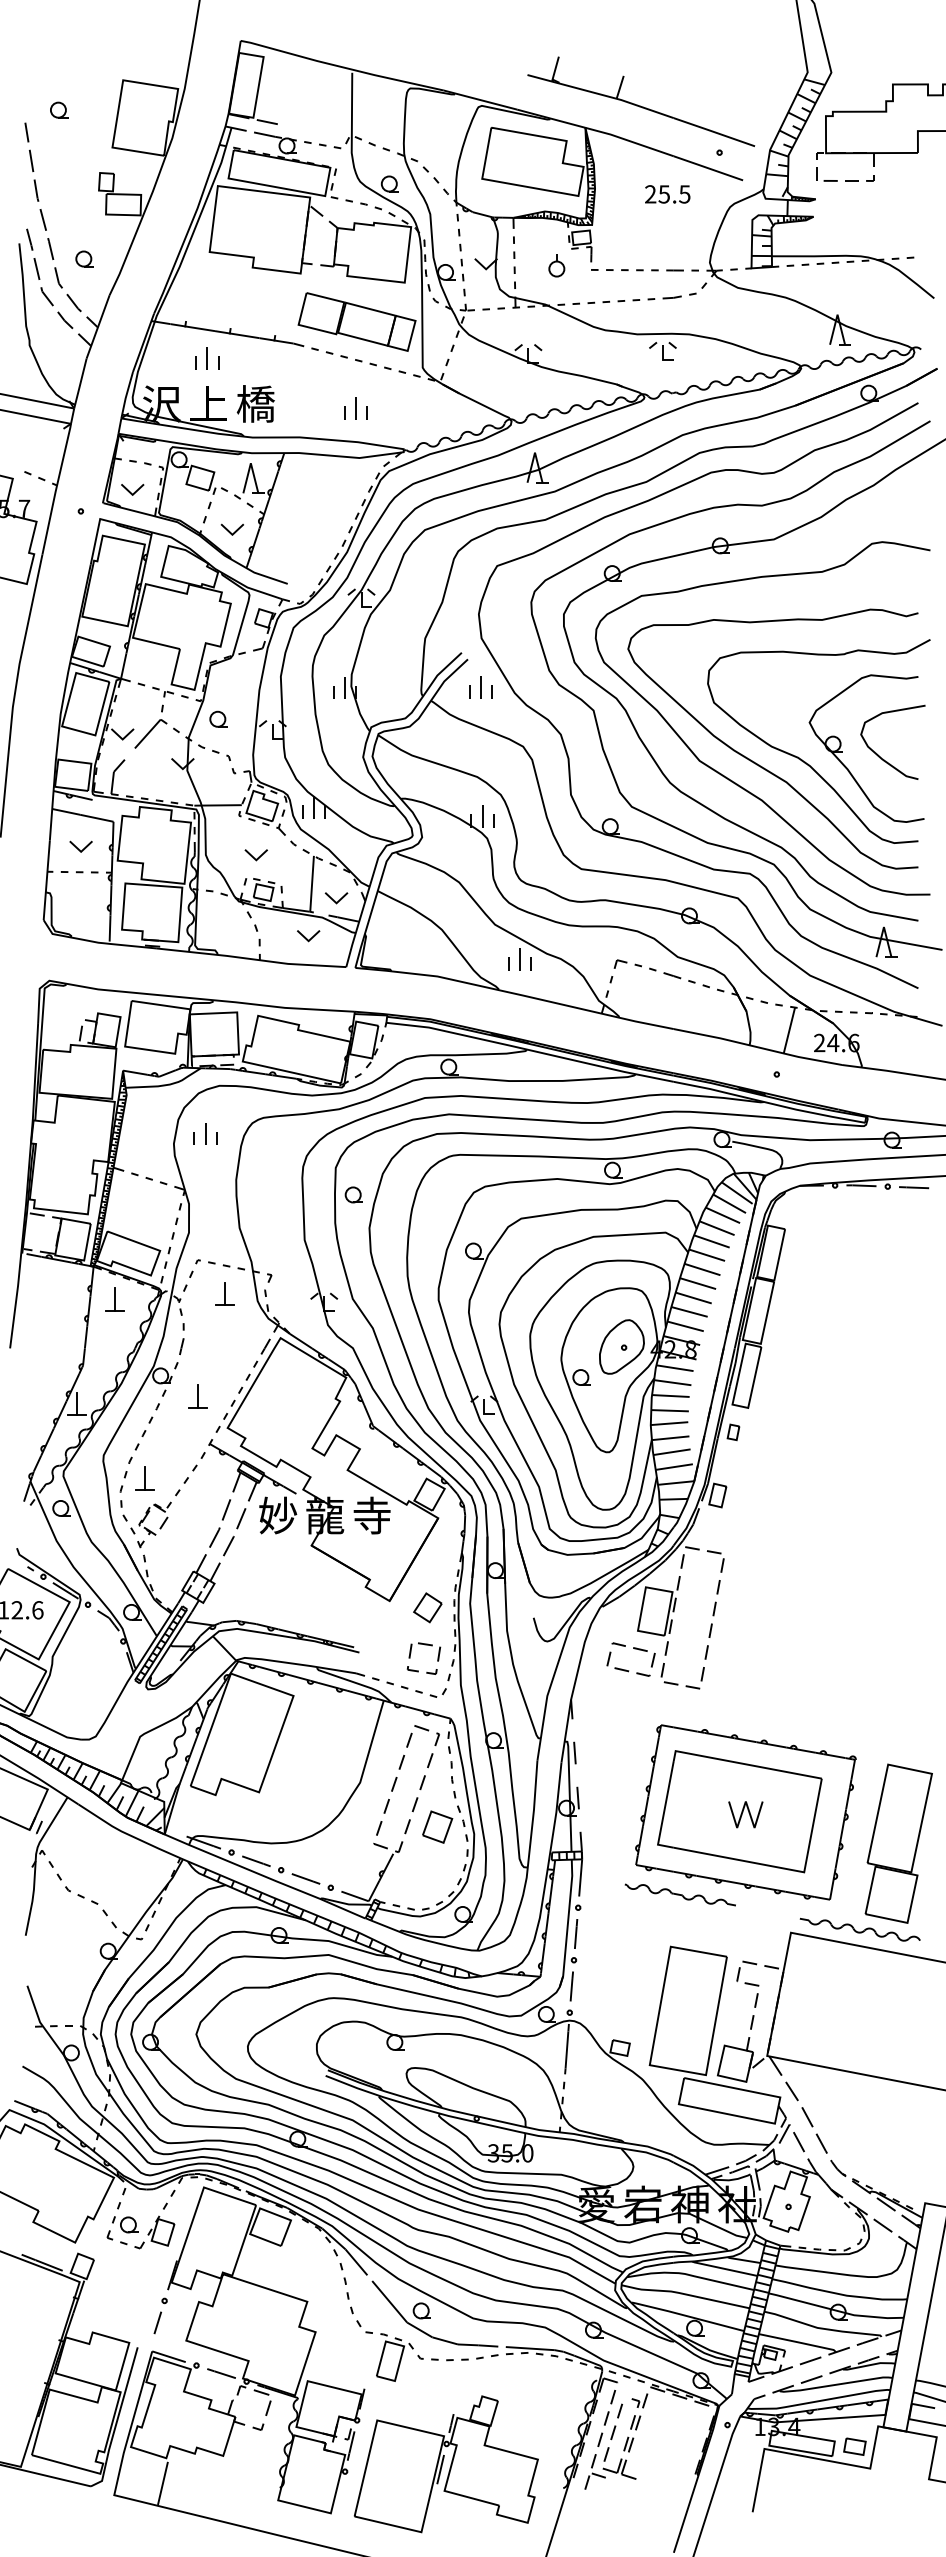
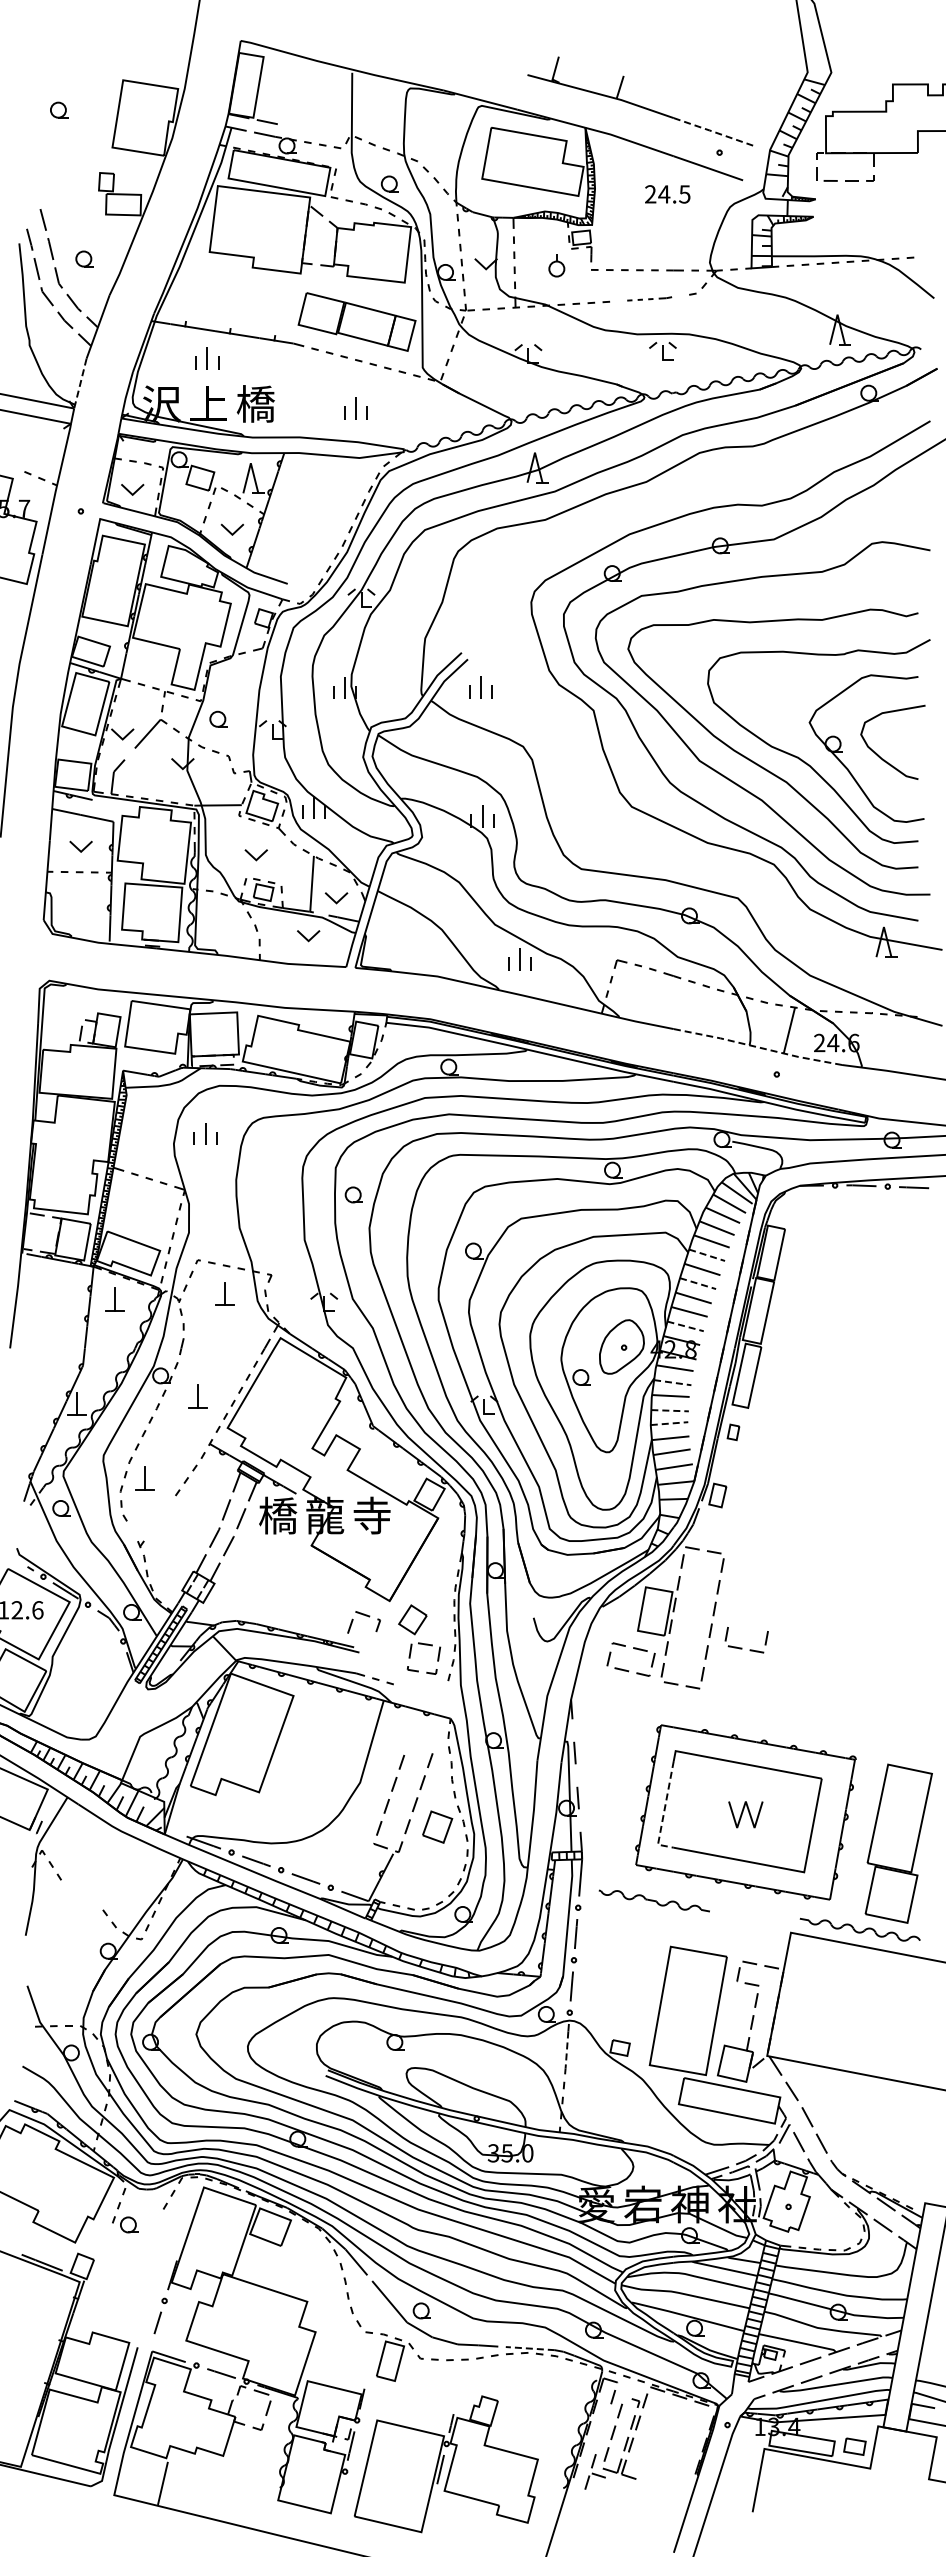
line: solid -> dashed (713, 131)
part: present -> none (31, 161)
text: 25.5 -> 24.5 (664, 194)
part size: 65x8 px -> 46x6 px (649, 298)
line: solid -> dashed (80, 384)
part: present -> none (563, 738)
line: solid -> dashed (758, 1047)
line: solid -> dashed (707, 1255)
line: solid -> dashed (698, 1283)
line: solid -> dashed (685, 1326)
line: solid -> dashed (672, 1382)
line: solid -> dashed (670, 1410)
line: solid -> dashed (669, 1423)
text: 妙 -> 橋 (278, 1515)
part: present -> none (150, 1518)
part position: (427, 1607) -> (412, 1619) (412, 1619)
part: none -> present (742, 1647)
part: present -> none (423, 1691)
part position: (424, 1730) -> (365, 1616) (365, 1616)
line: solid -> dashed (664, 1811)
part position: (679, 1894) -> (653, 1900) (653, 1900)
part: present -> none (81, 1895)
line: solid -> dashed (566, 2050)
part: present -> none (147, 2234)
line: solid -> dashed (530, 2348)
line: present -> none (603, 2425)
